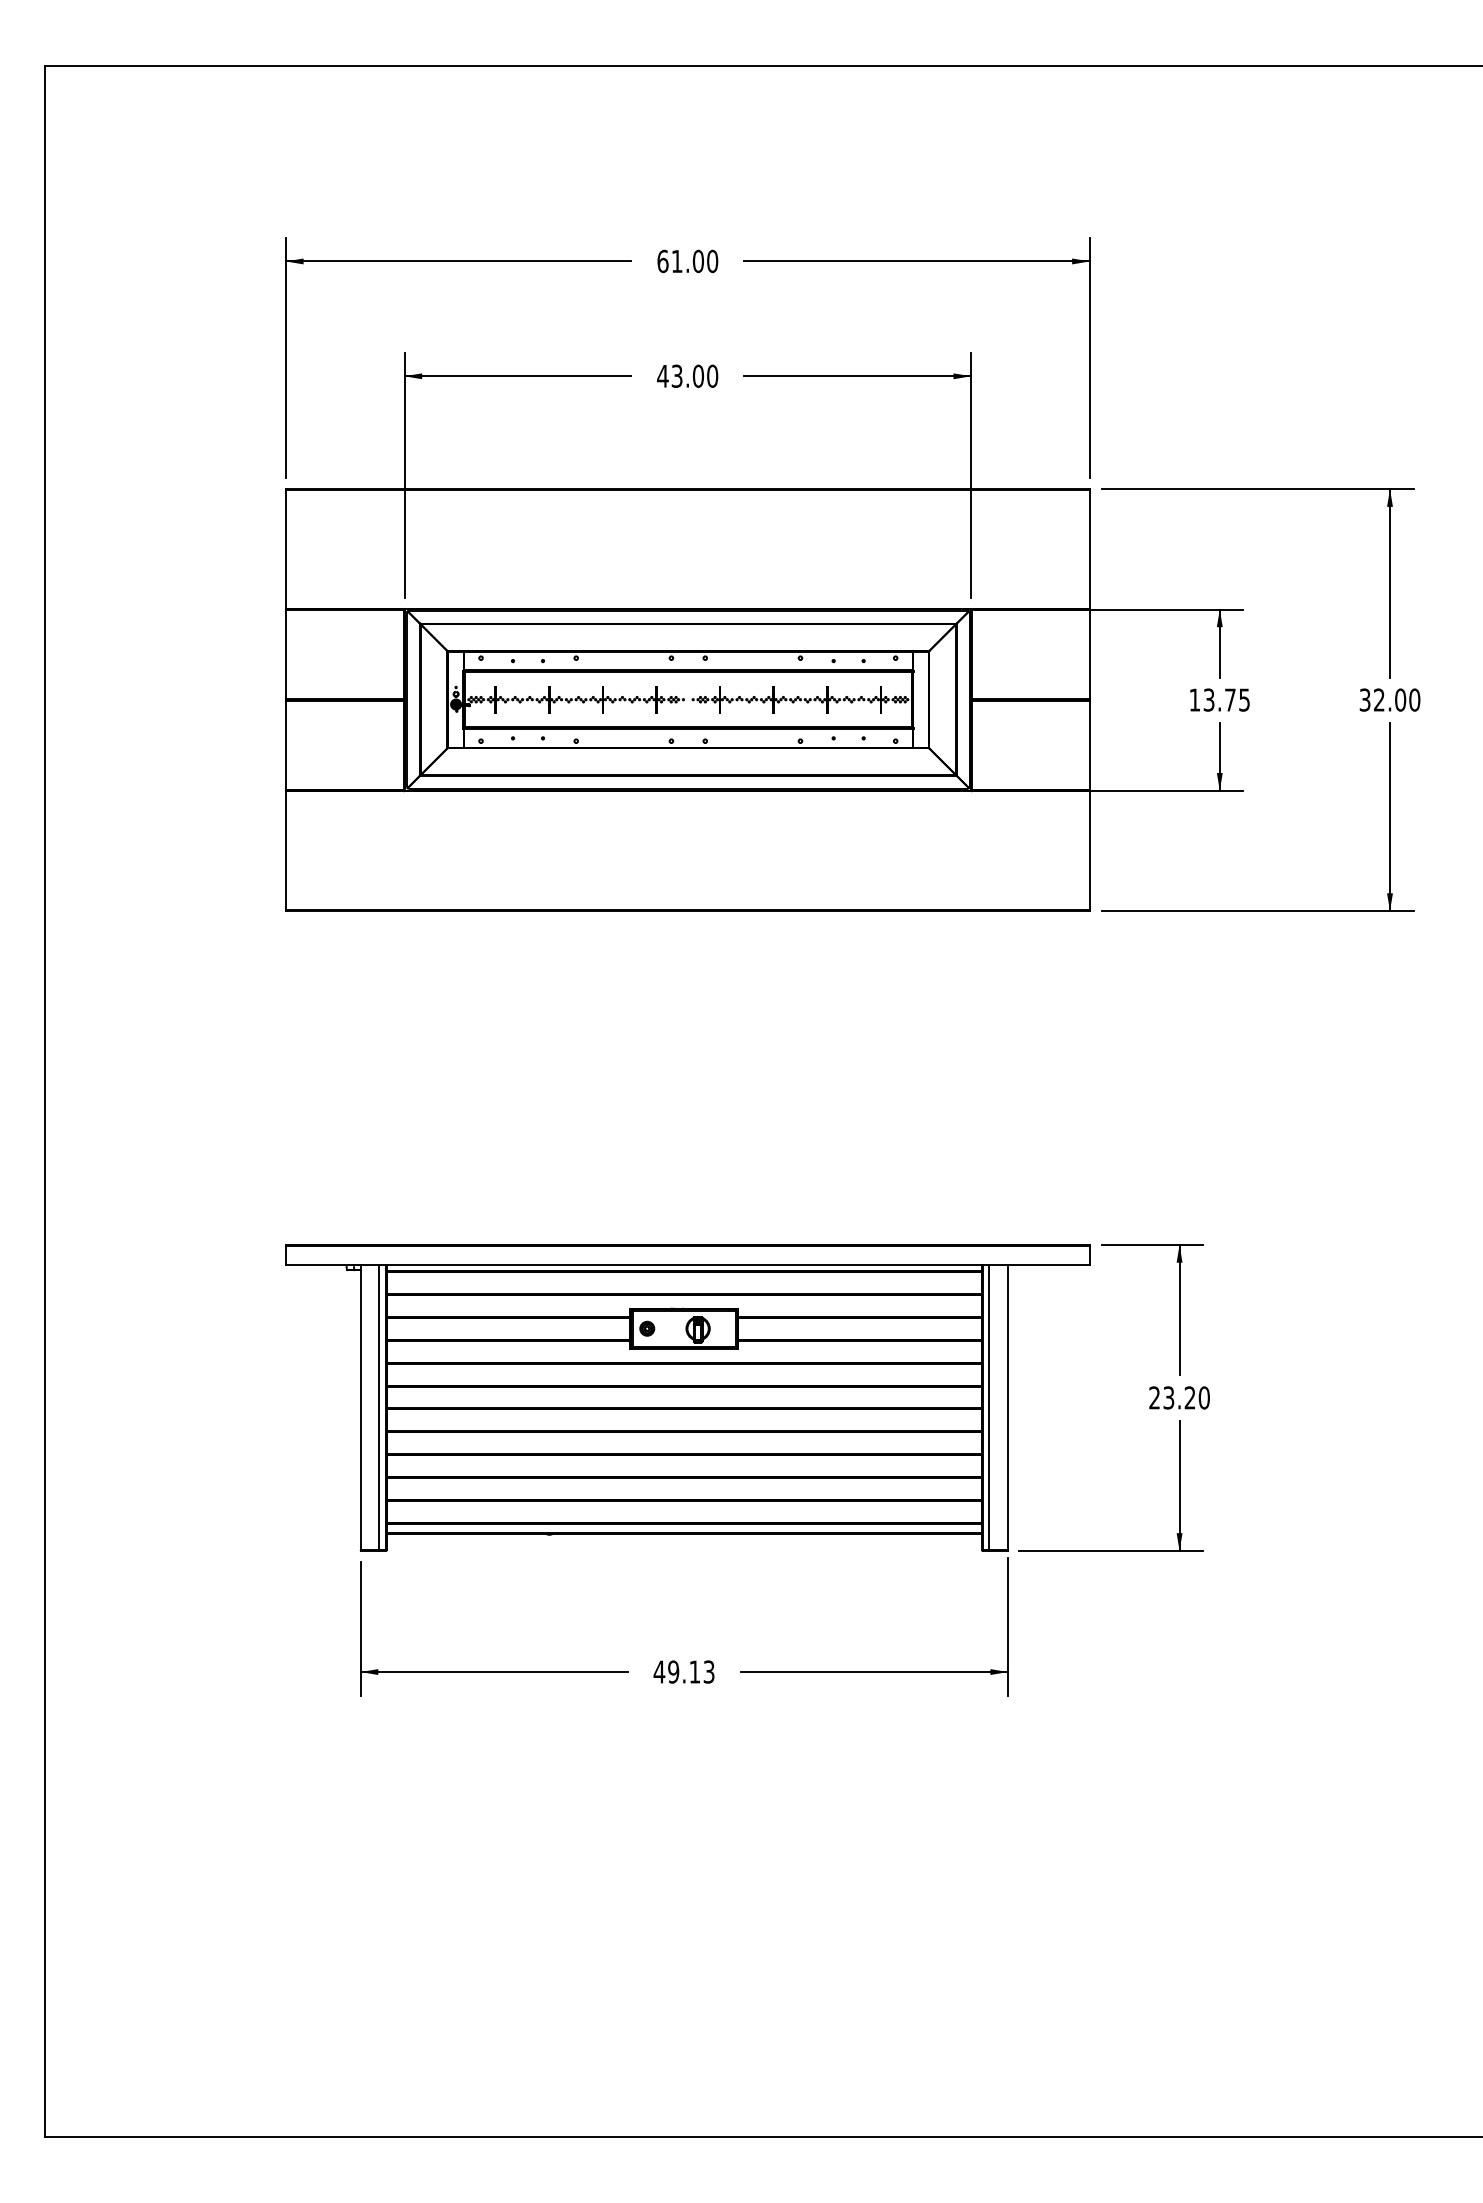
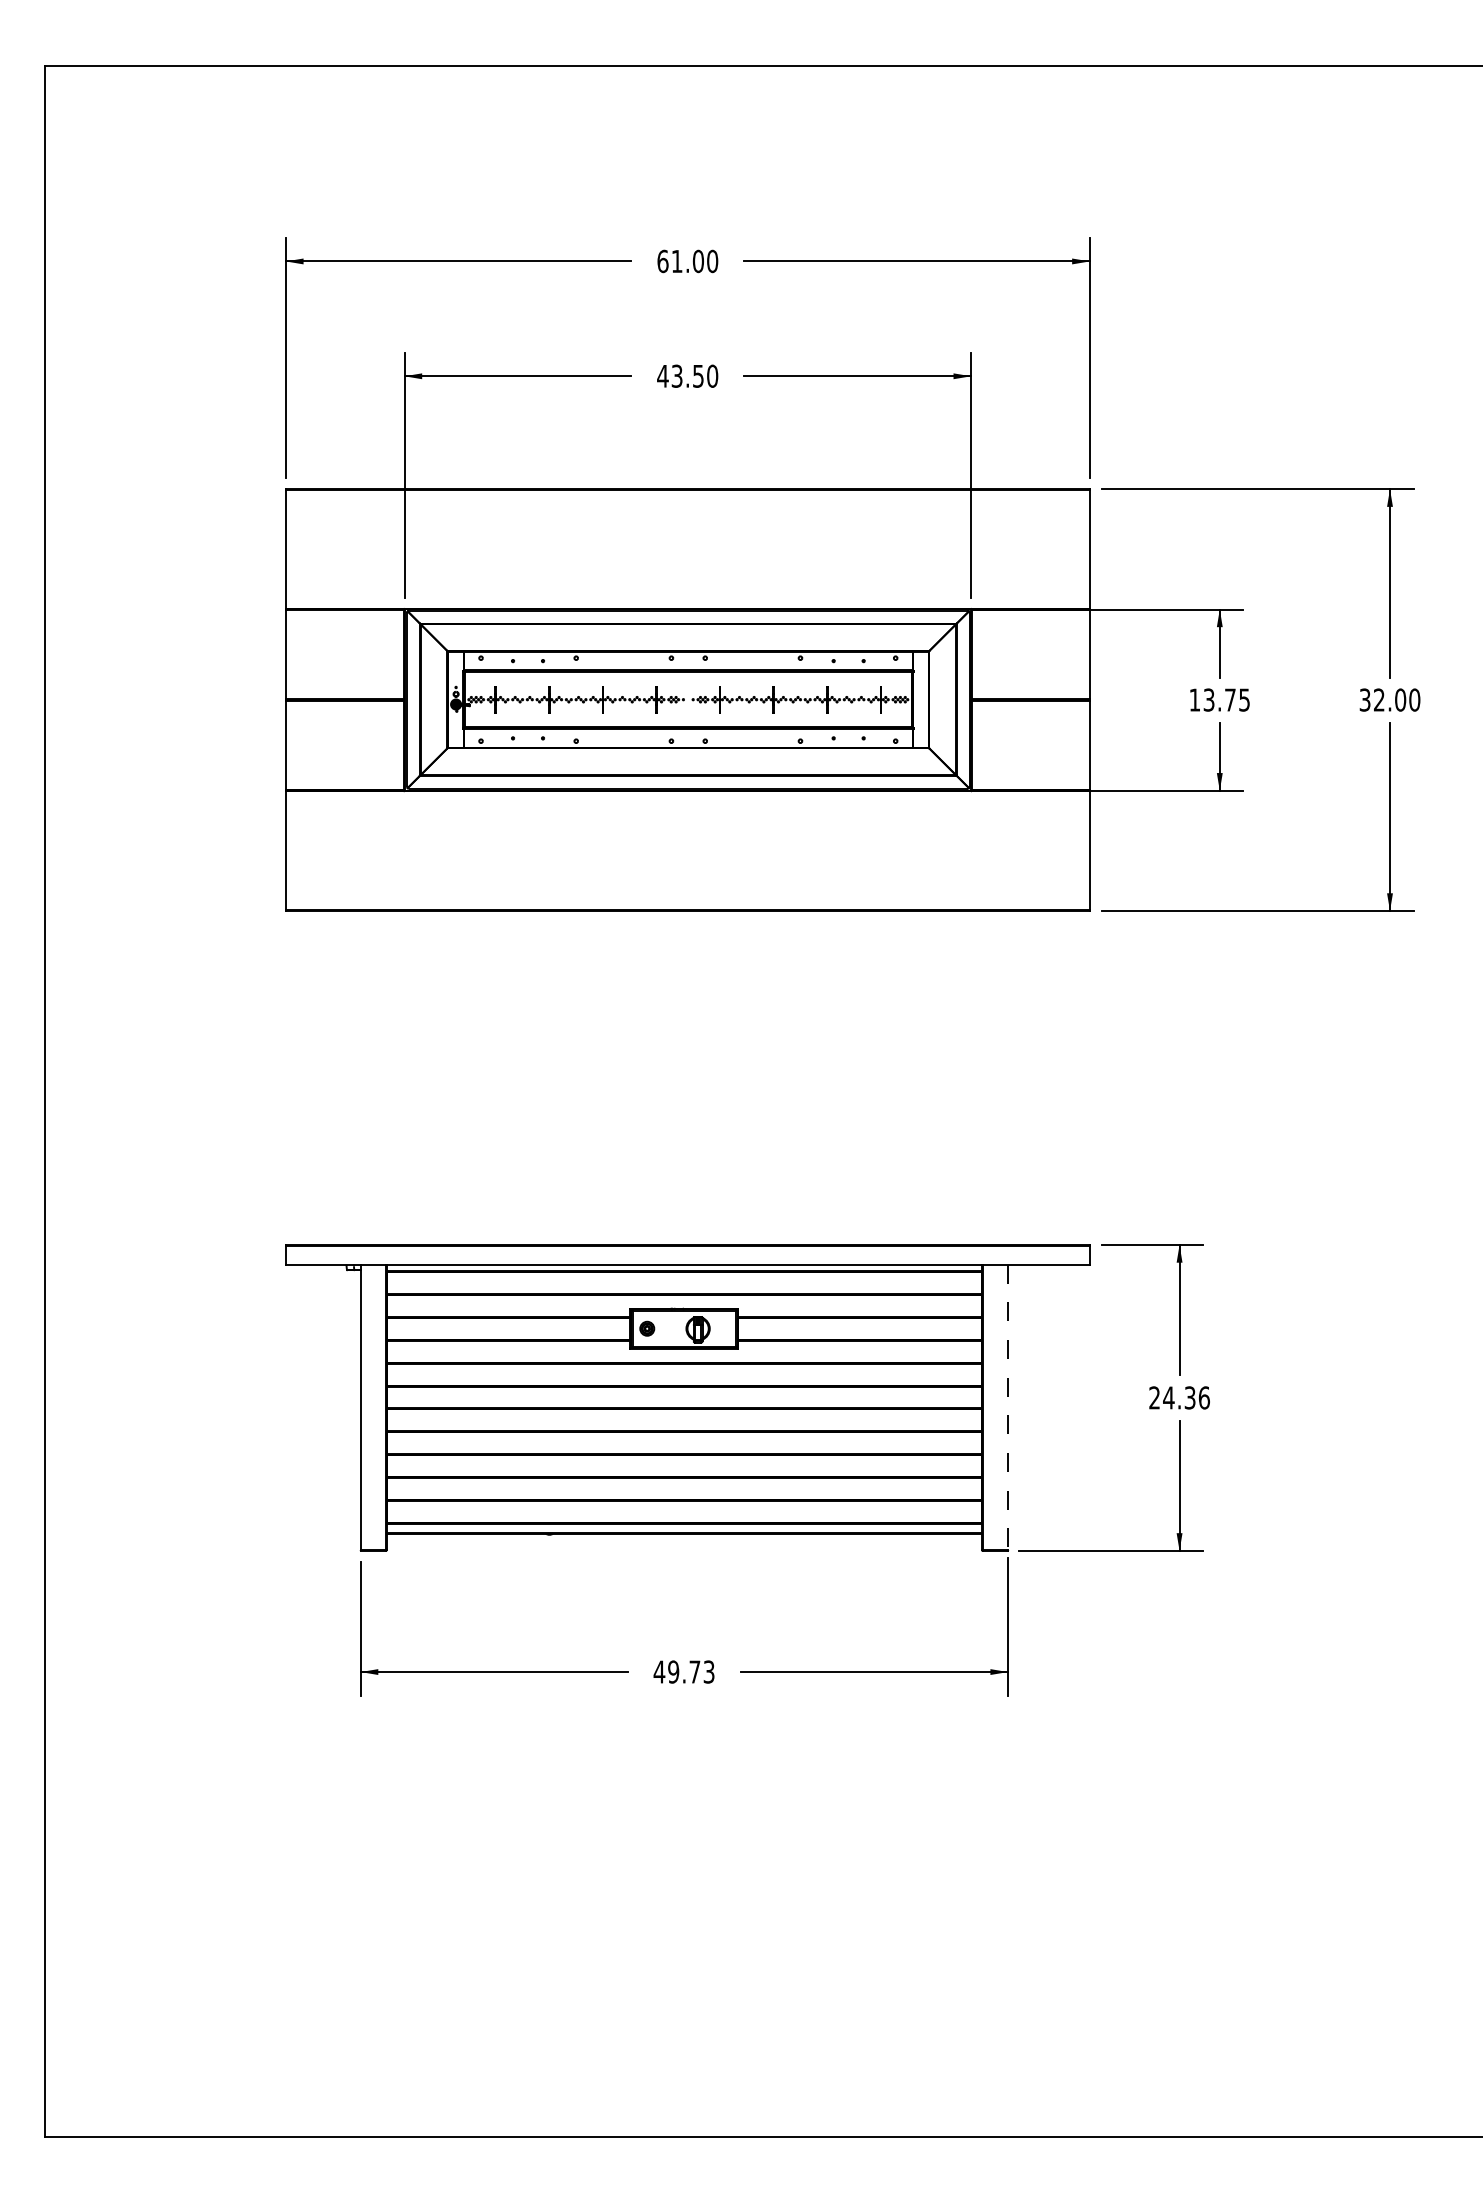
text: 43.00 -> 43.50 (698, 375)
text: 23.20 -> 24.36 (1186, 1397)
line: present -> none (379, 1407)
line: present -> none (989, 1407)
line: solid -> dashed (1008, 1407)
text: 49.13 -> 49.73 (694, 1671)
